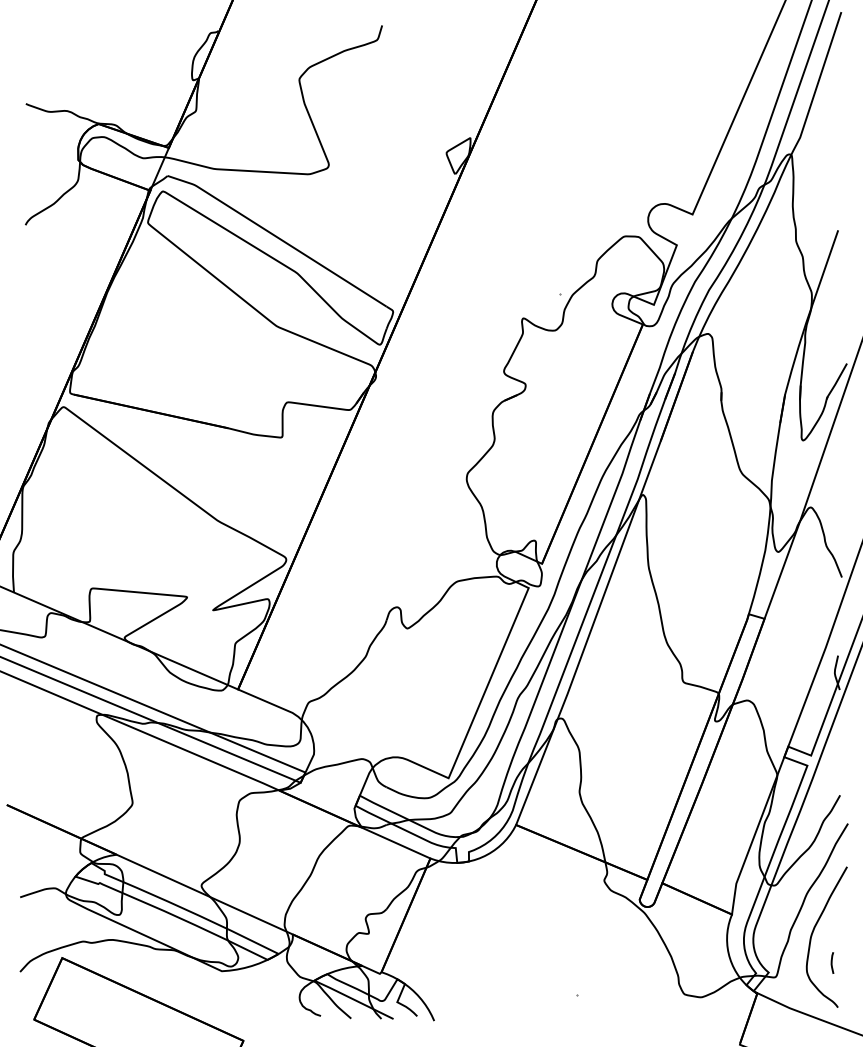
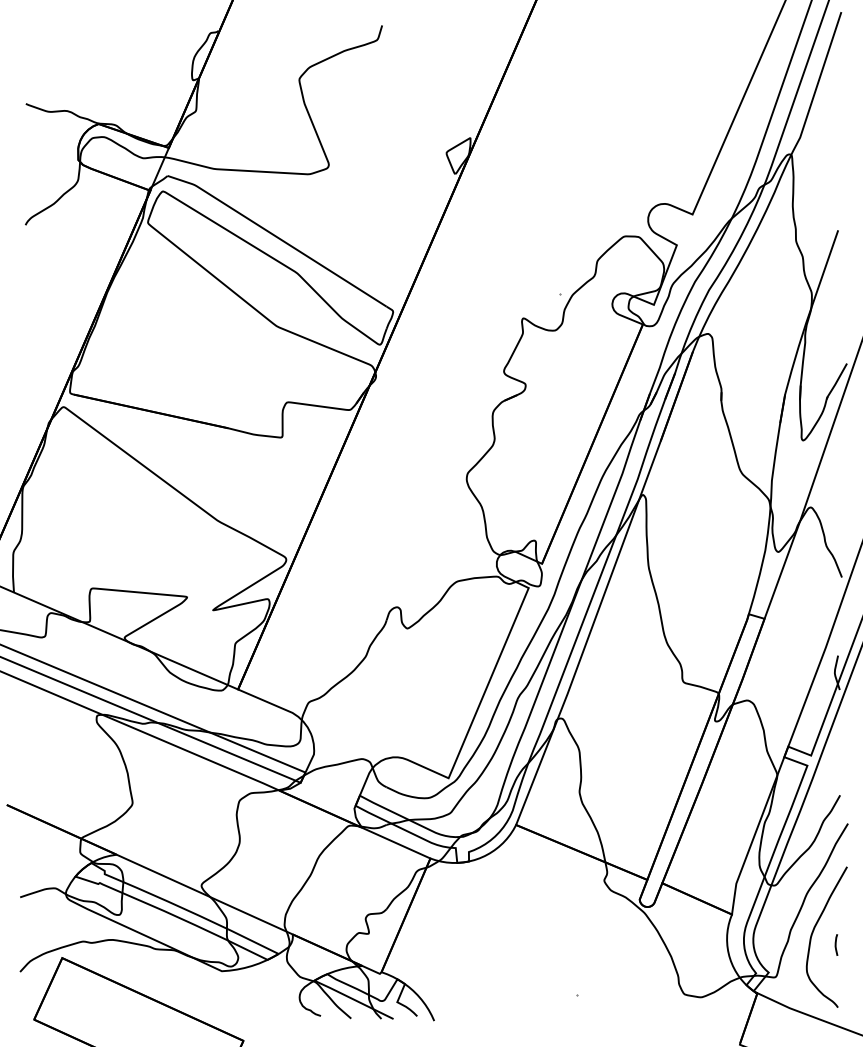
curve position: (832, 962) -> (836, 944) (836, 944)
